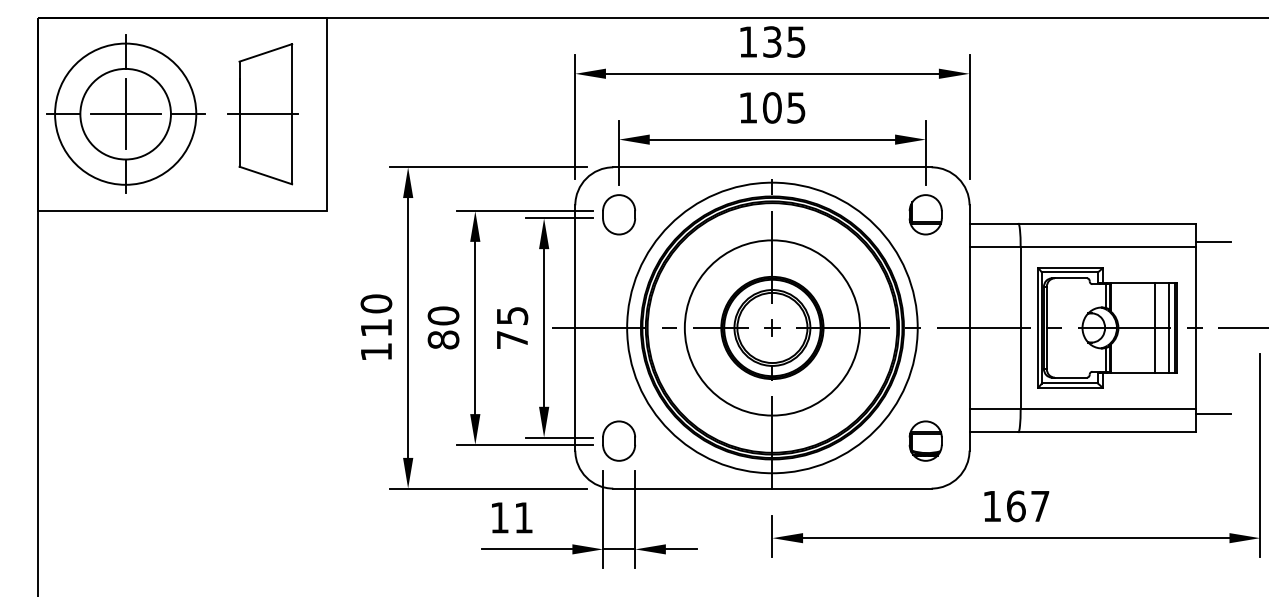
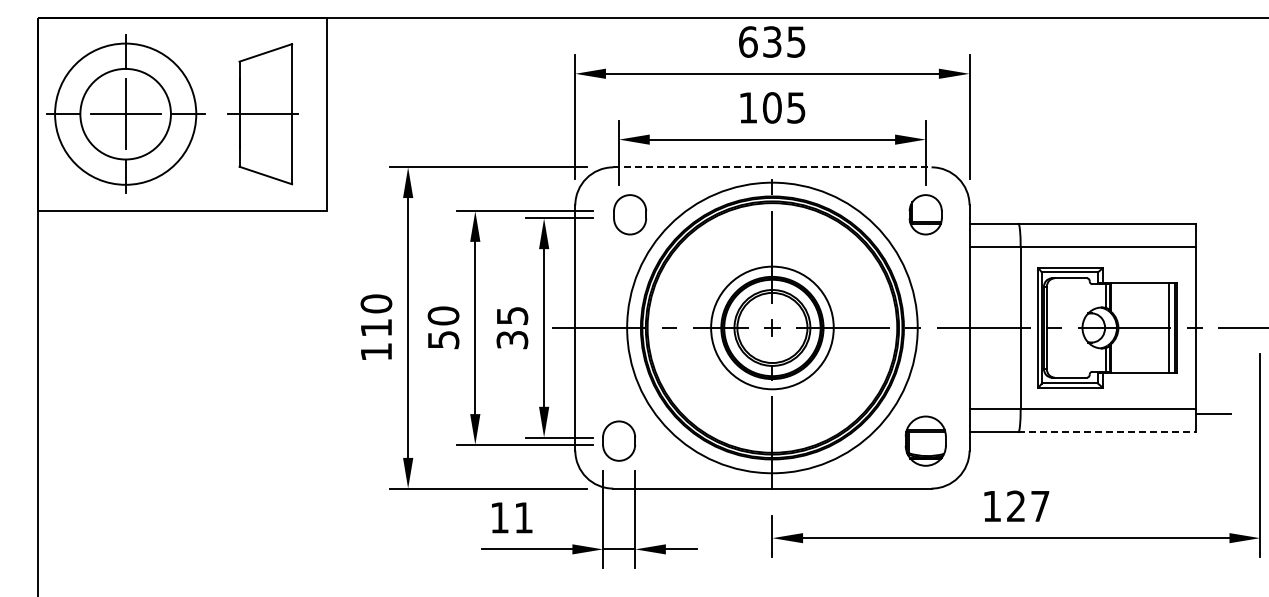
text: 135 -> 635 (748, 41)
line: solid -> dashed (772, 167)
part position: (619, 214) -> (630, 214) (630, 214)
line: present -> none (1212, 241)
circle diameter: 175 px -> 123 px (772, 327)
line: present -> none (1154, 327)
text: 80 -> 50 (443, 339)
text: 75 -> 35 (512, 340)
line: solid -> dashed (1107, 432)
part size: 35x42 px -> 43x52 px (925, 440)
text: 167 -> 127 (1016, 506)
